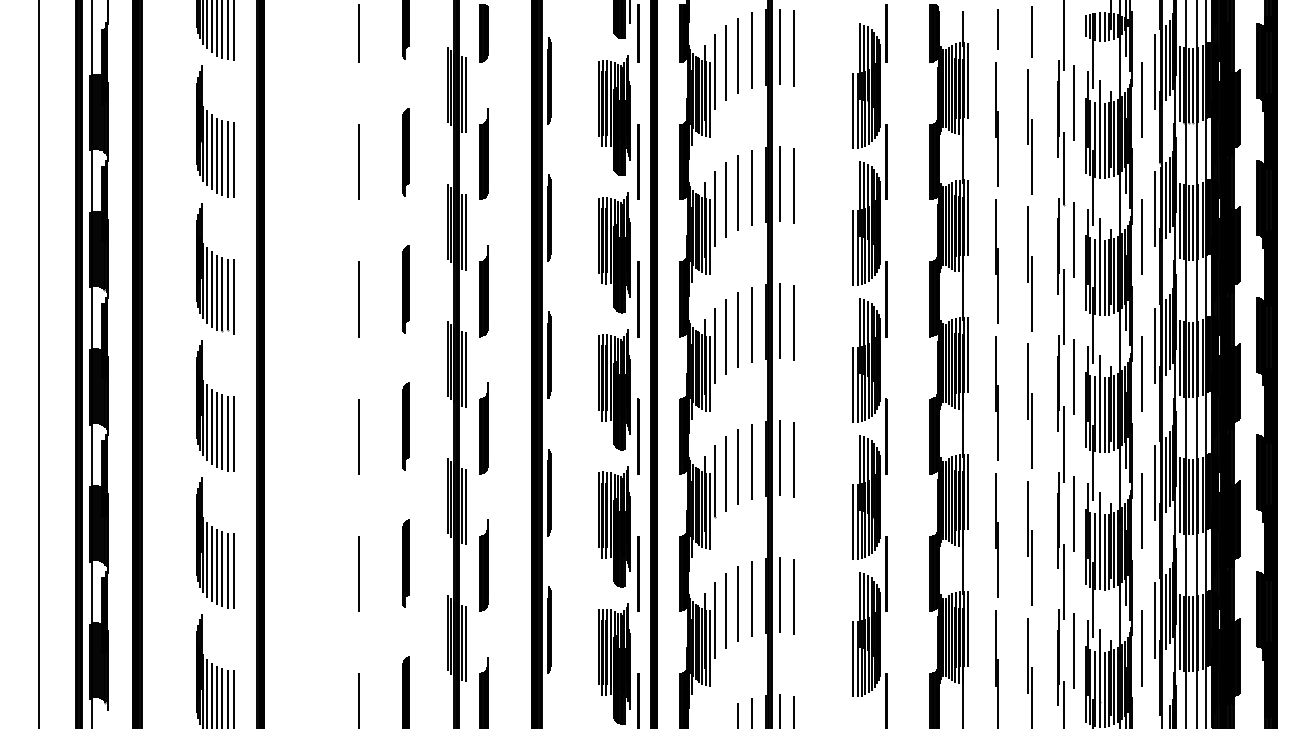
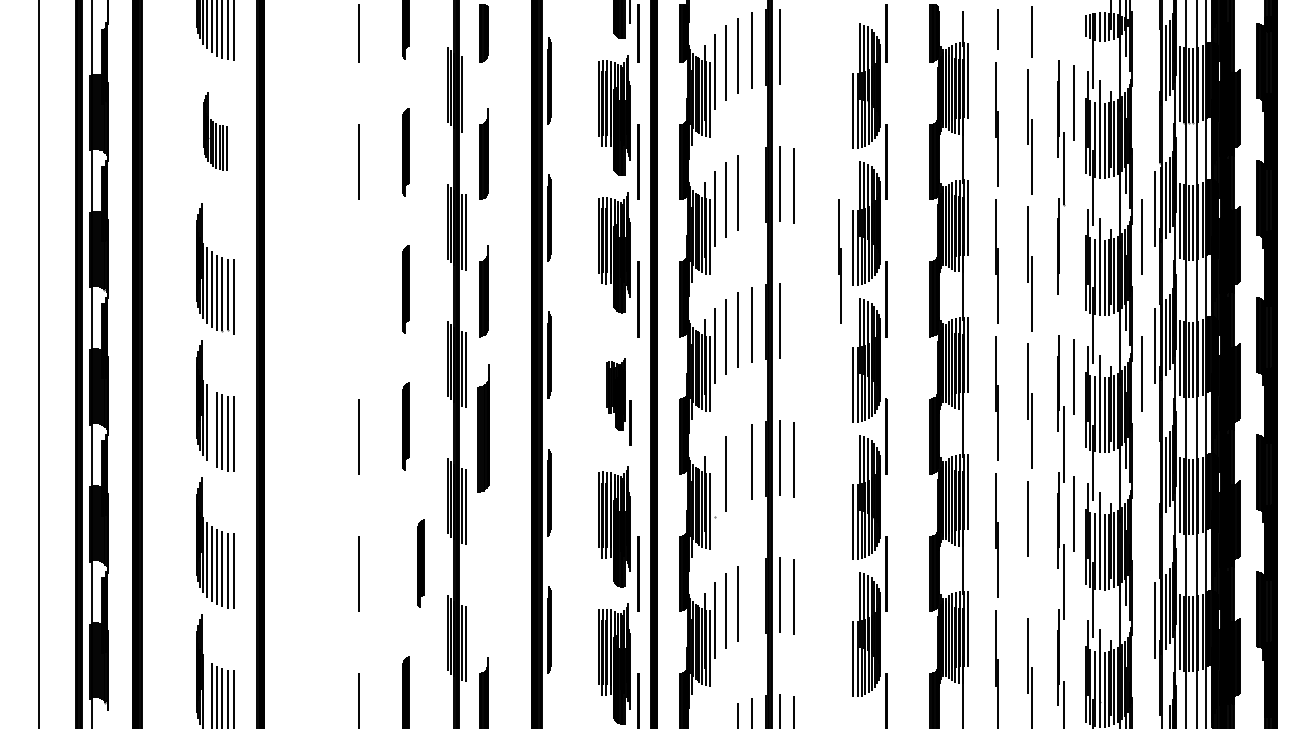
line: present -> none (1063, 36)
line: present -> none (794, 48)
line: present -> none (1155, 71)
line: present -> none (466, 95)
line: present -> none (1142, 99)
part size: 39x133 px -> 25x79 px (215, 131)
line: present -> none (751, 187)
line: present -> none (1074, 239)
part: none -> present (839, 261)
line: present -> none (358, 299)
line: present -> none (1063, 307)
line: present -> none (793, 322)
part size: 42x146 px -> 26x88 px (618, 401)
line: present -> none (211, 426)
part size: 10x93 px -> 13x129 px (483, 428)
line: present -> none (737, 466)
line: present -> none (714, 481)
line: present -> none (1155, 483)
line: present -> none (1142, 511)
part position: (405, 563) -> (420, 563) (420, 563)
part: present -> none (483, 565)
line: present -> none (1031, 568)
line: present -> none (751, 598)
line: present -> none (1142, 648)
line: present -> none (1074, 651)
line: present -> none (207, 691)
